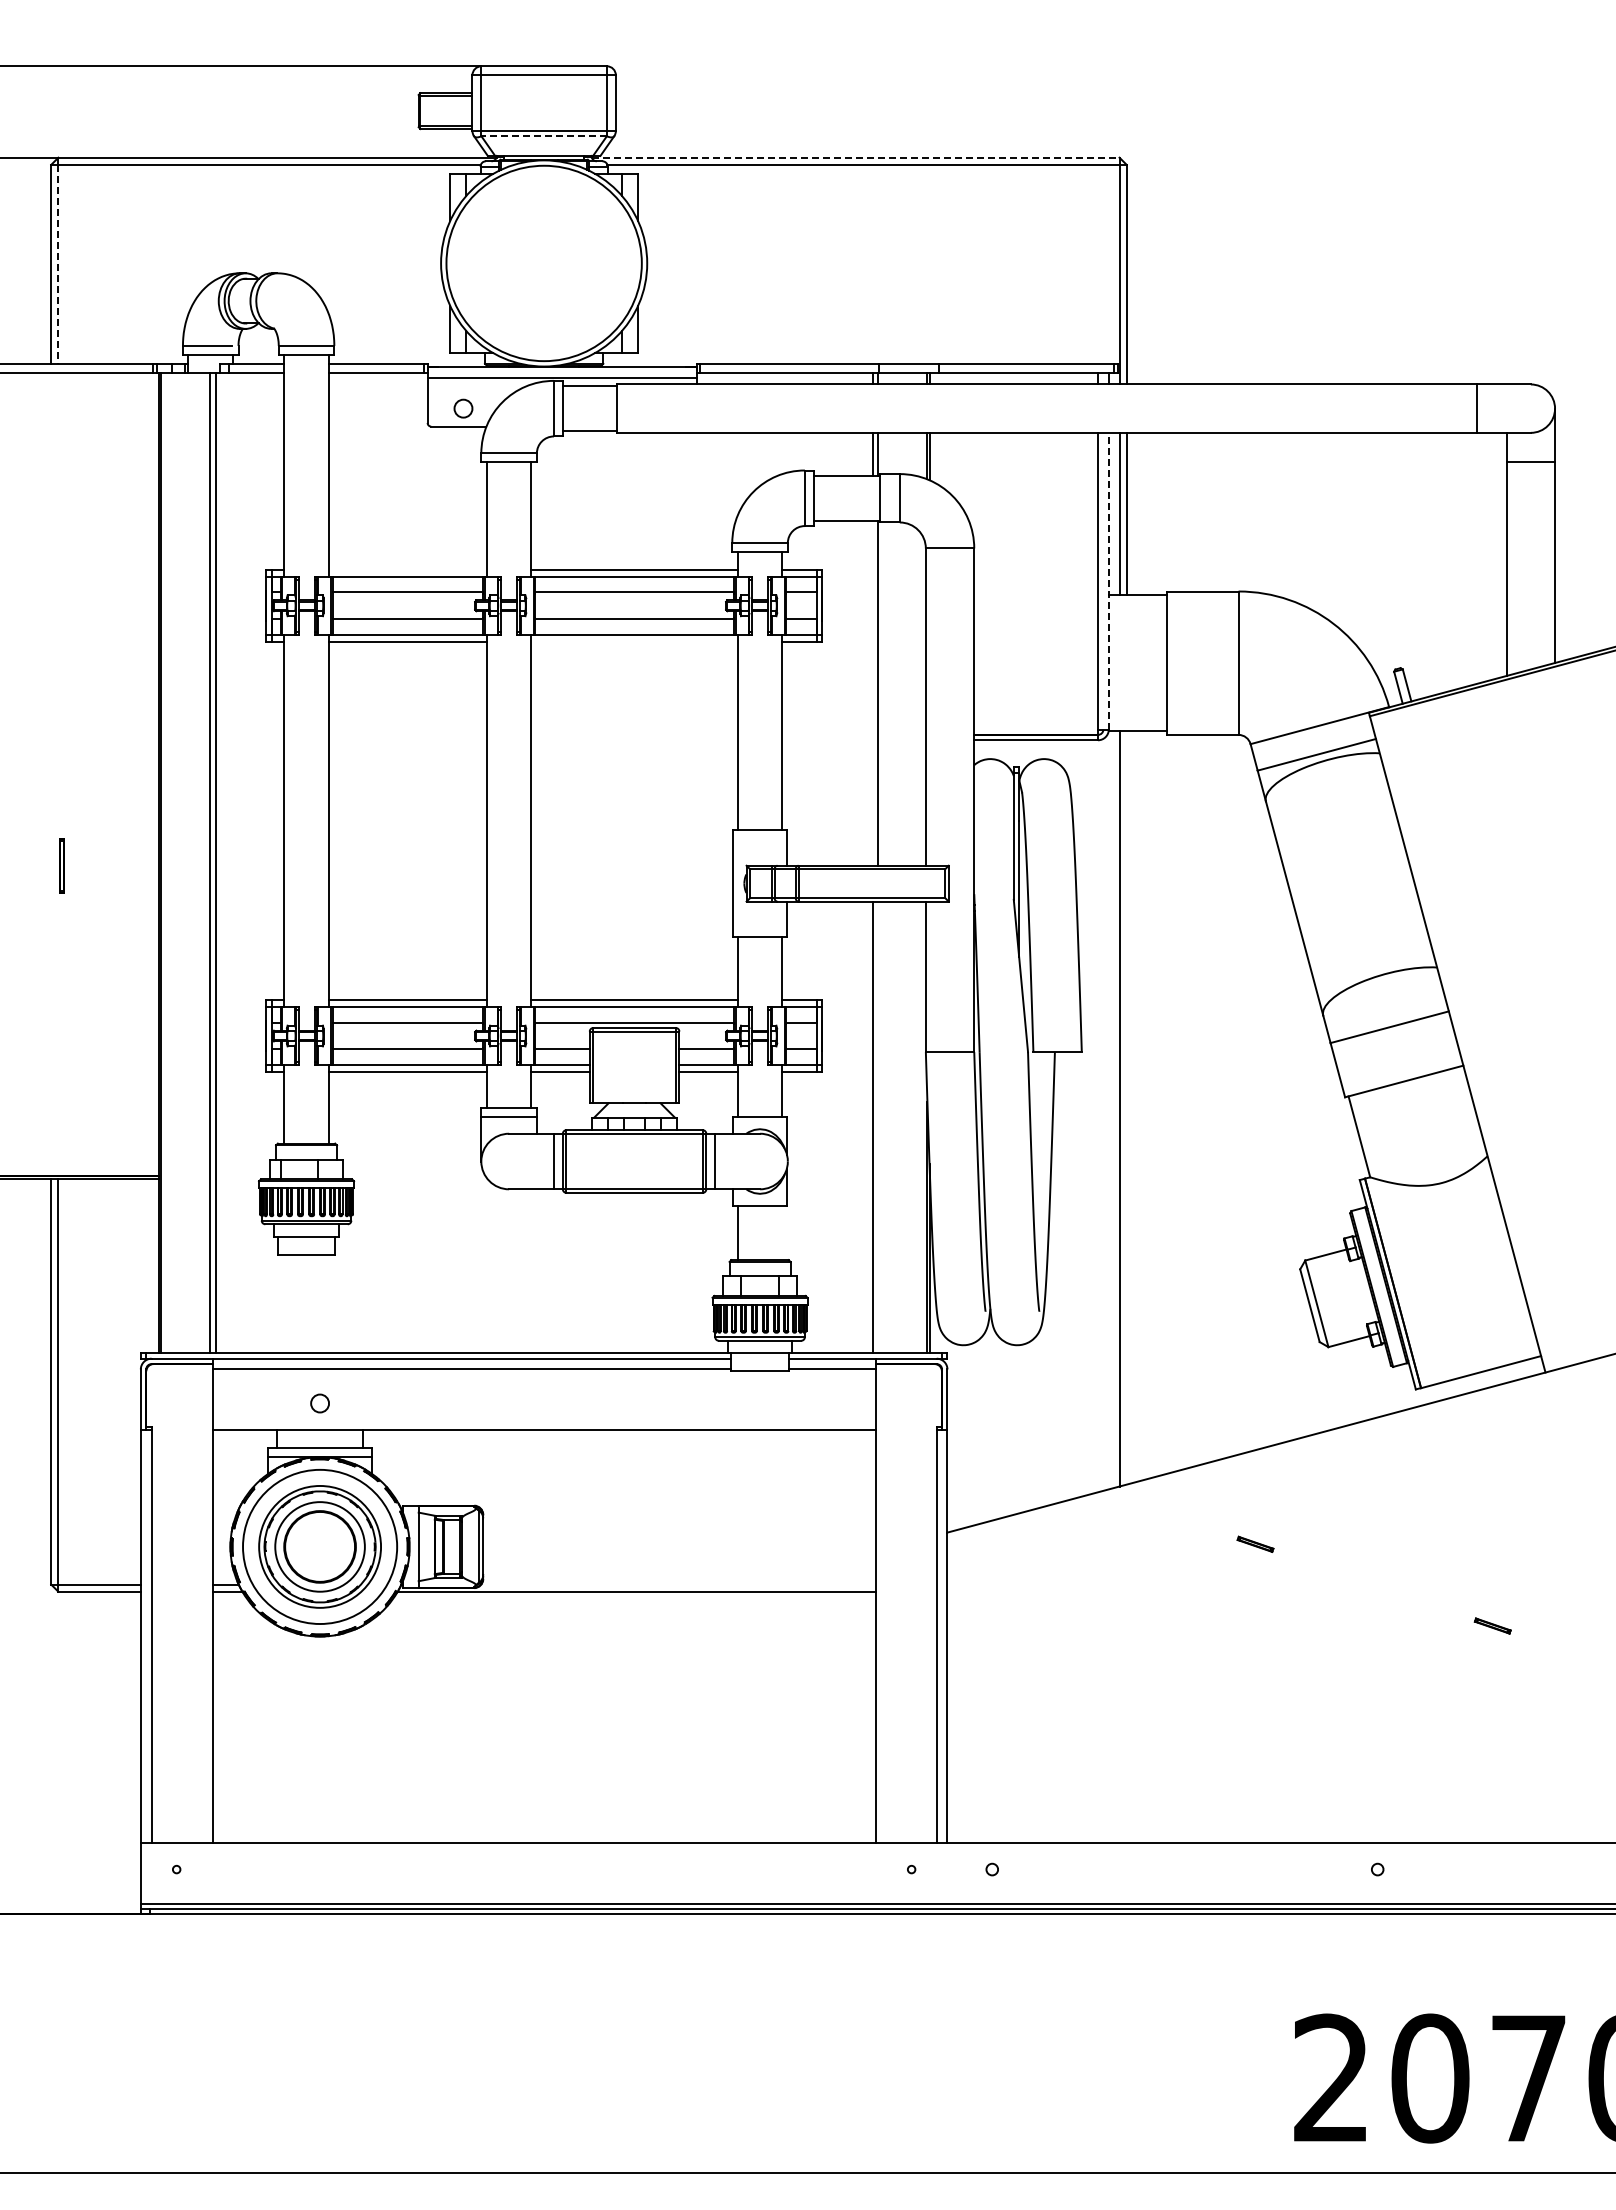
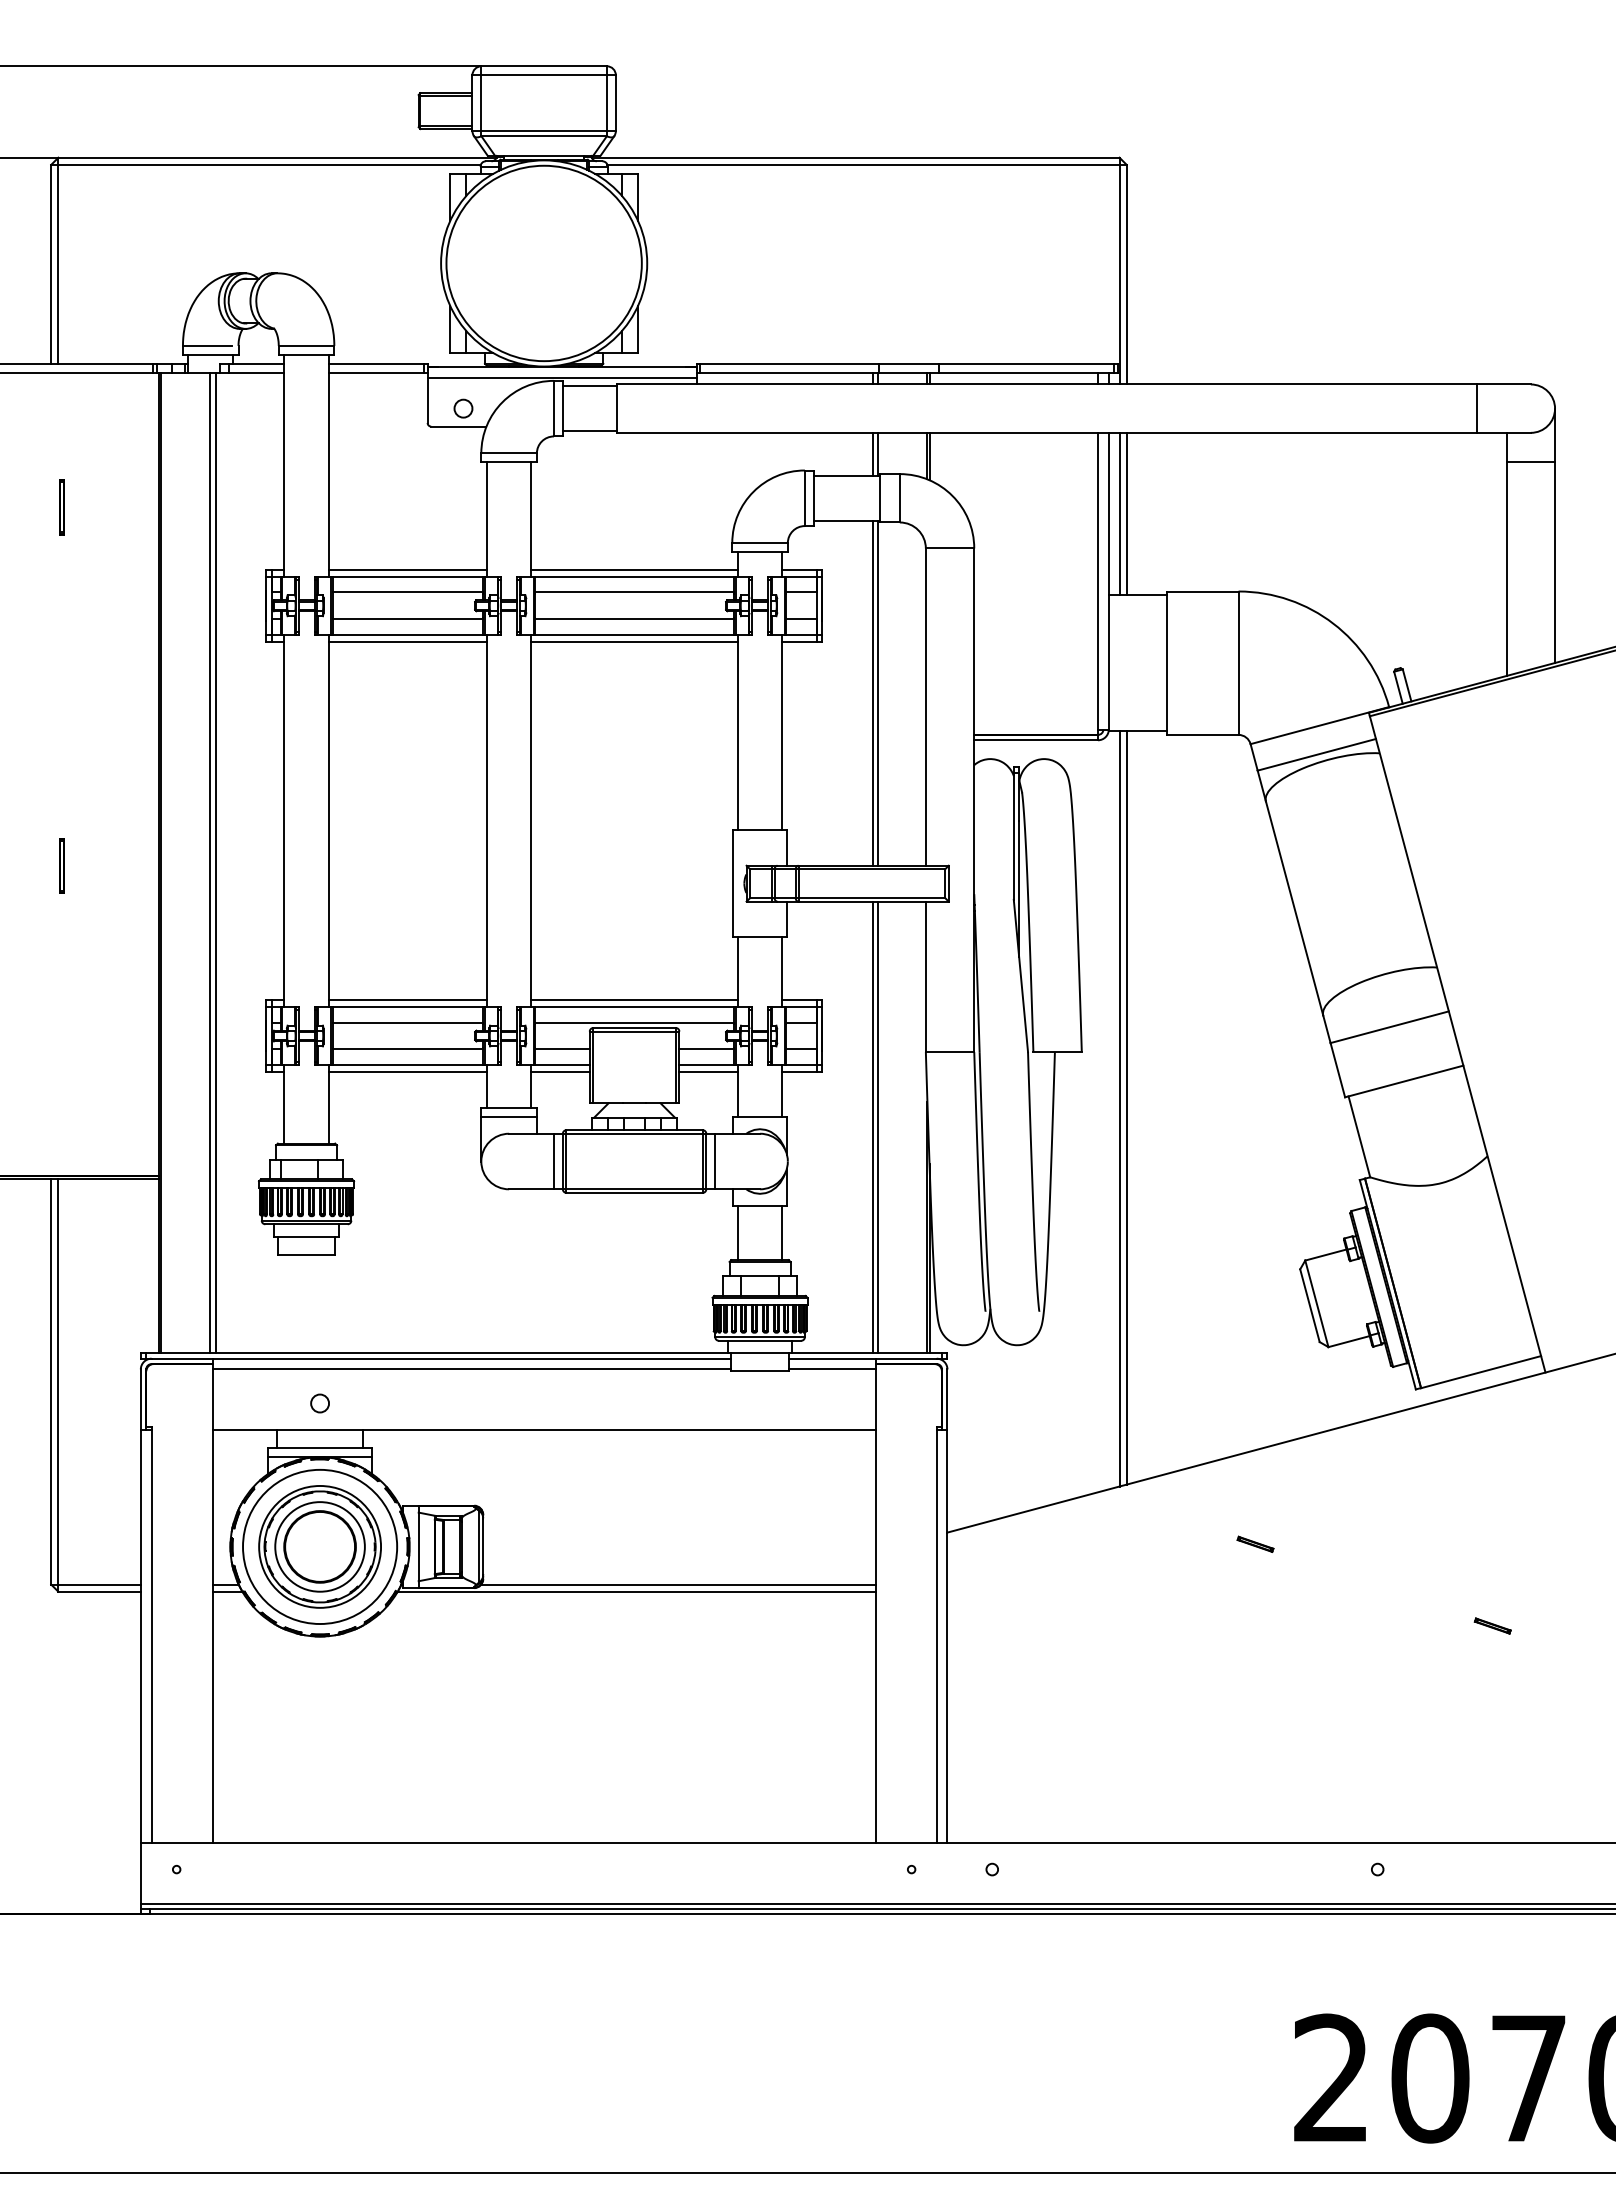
line: dashed -> solid (544, 136)
line: dashed -> solid (855, 157)
line: dashed -> solid (58, 264)
part: none -> present (61, 507)
line: none -> present (407, 570)
line: dashed -> solid (1108, 580)
line: none -> present (634, 641)
line: none -> present (872, 692)
line: none -> present (1126, 1107)
line: none -> present (877, 1127)
line: none -> present (782, 1233)
line: none -> present (678, 1584)
